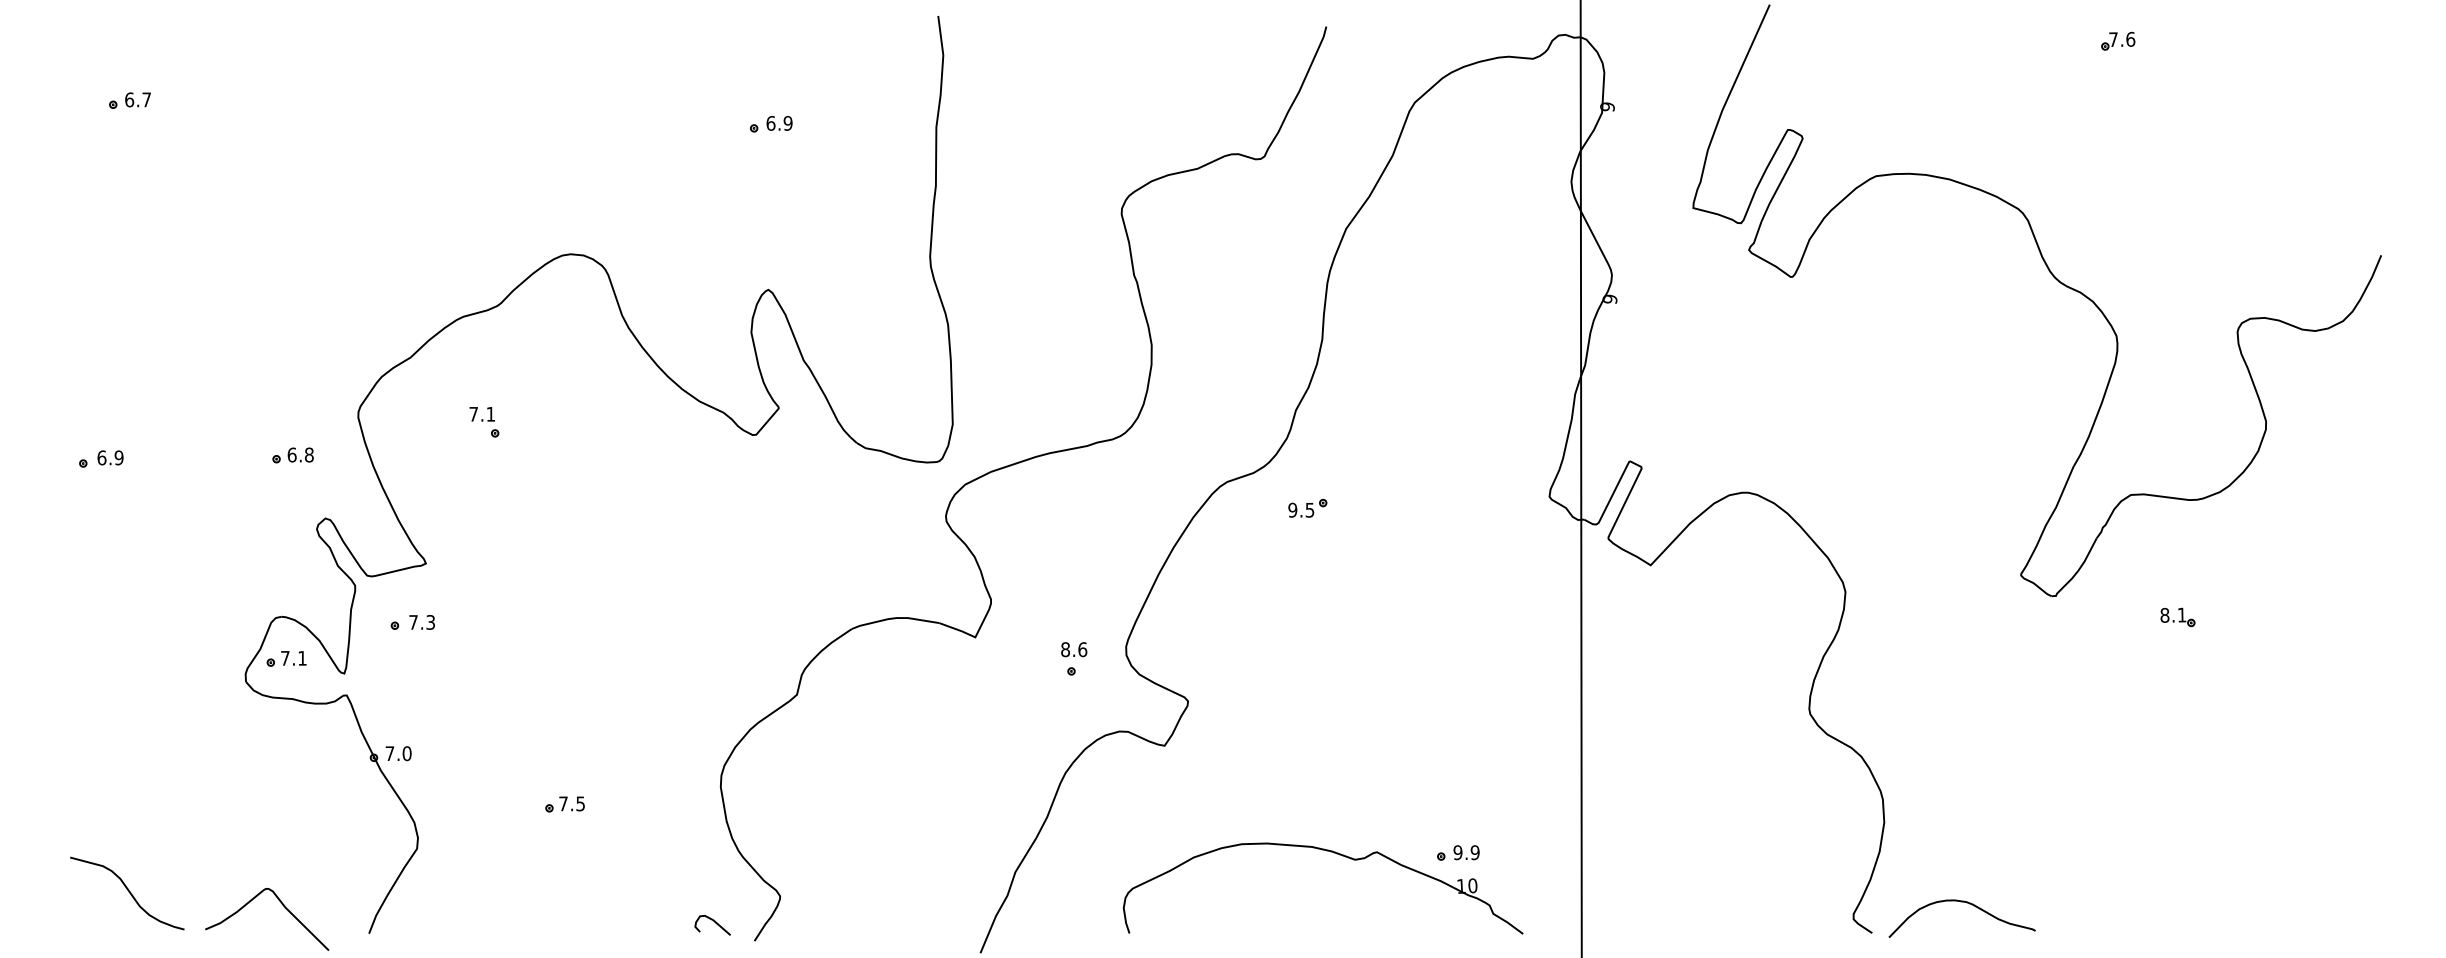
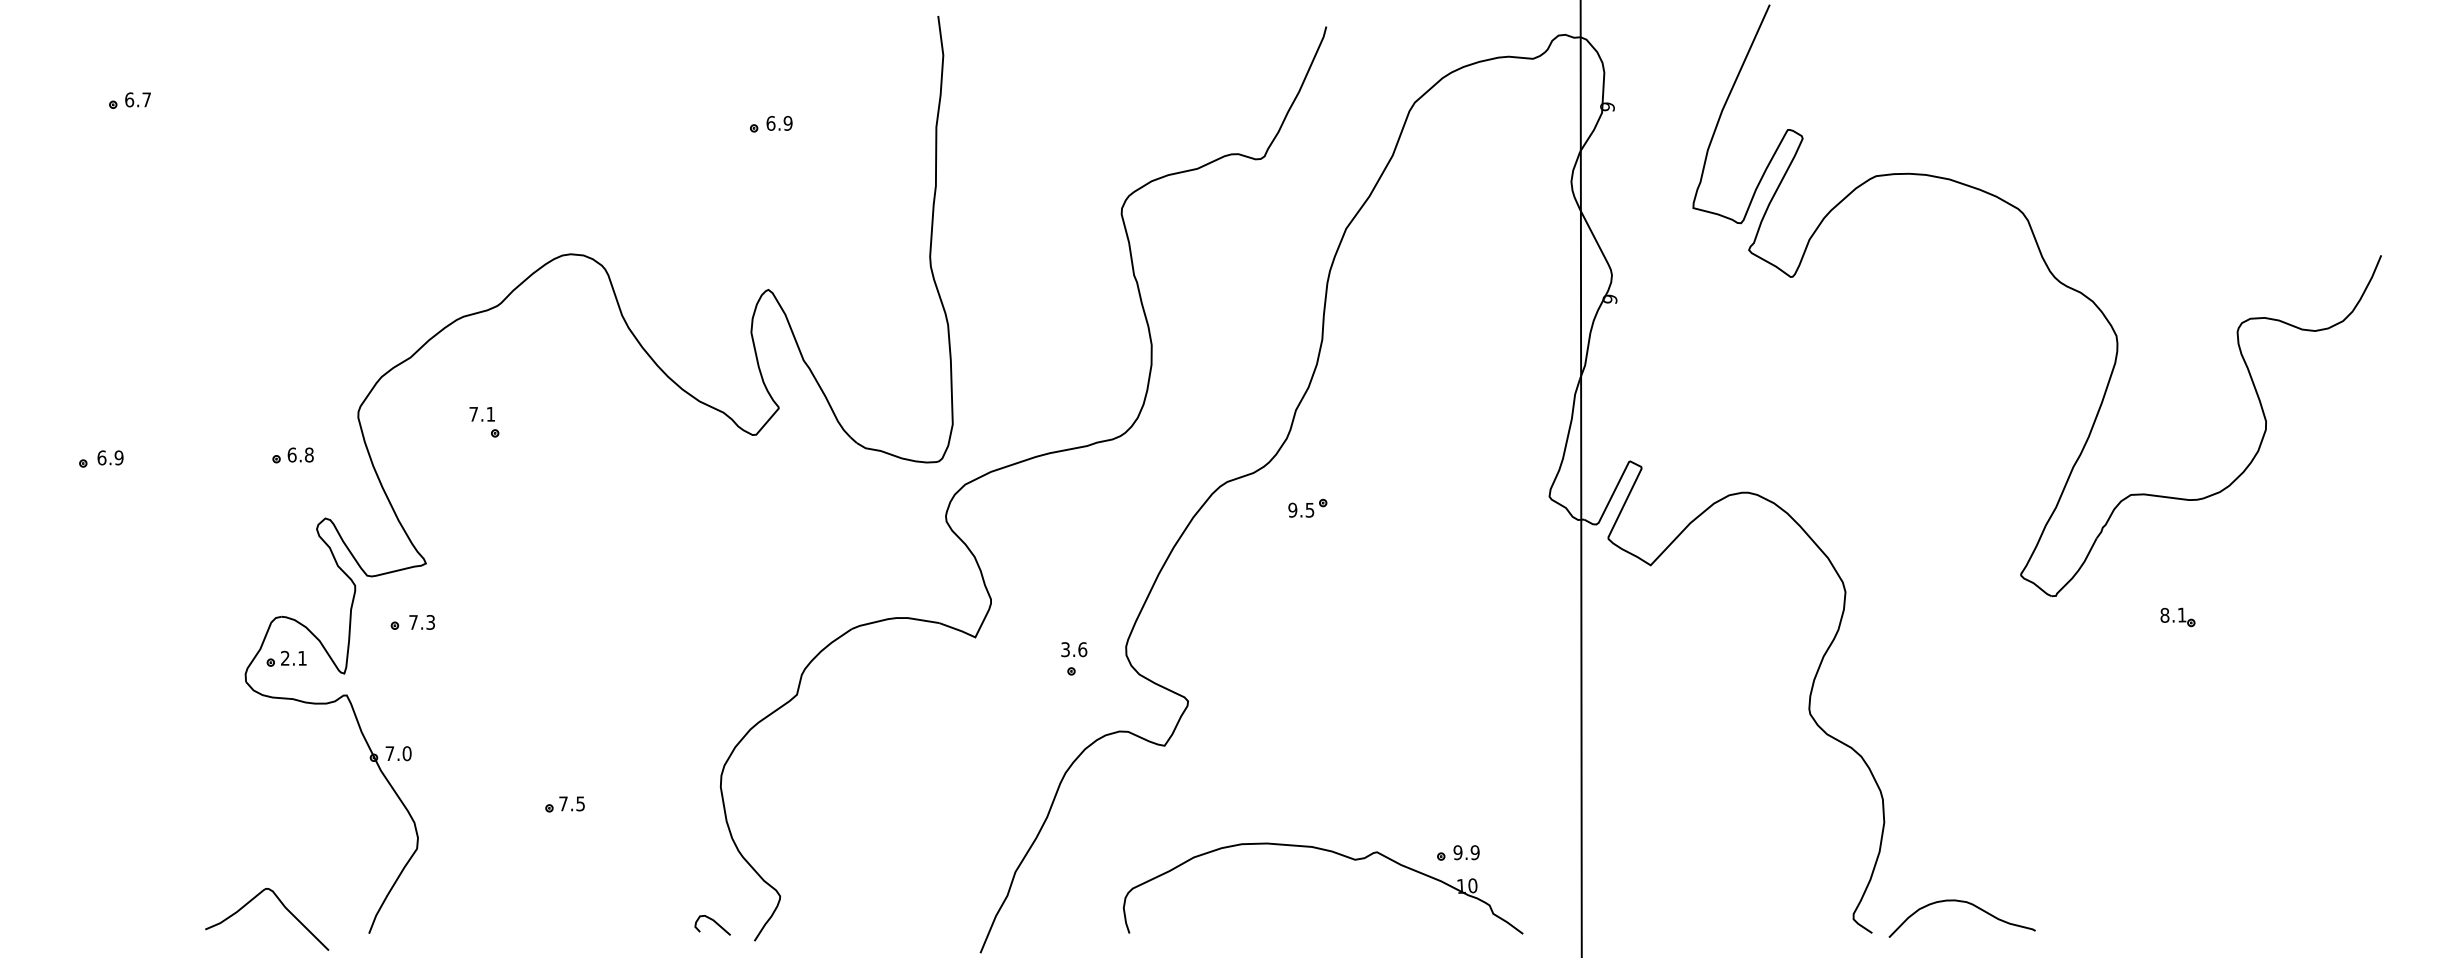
part: present -> none (2118, 40)
text: 8.6 -> 3.6 (1065, 649)
text: 7.1 -> 2.1 (285, 657)
curve: present -> none (128, 892)
